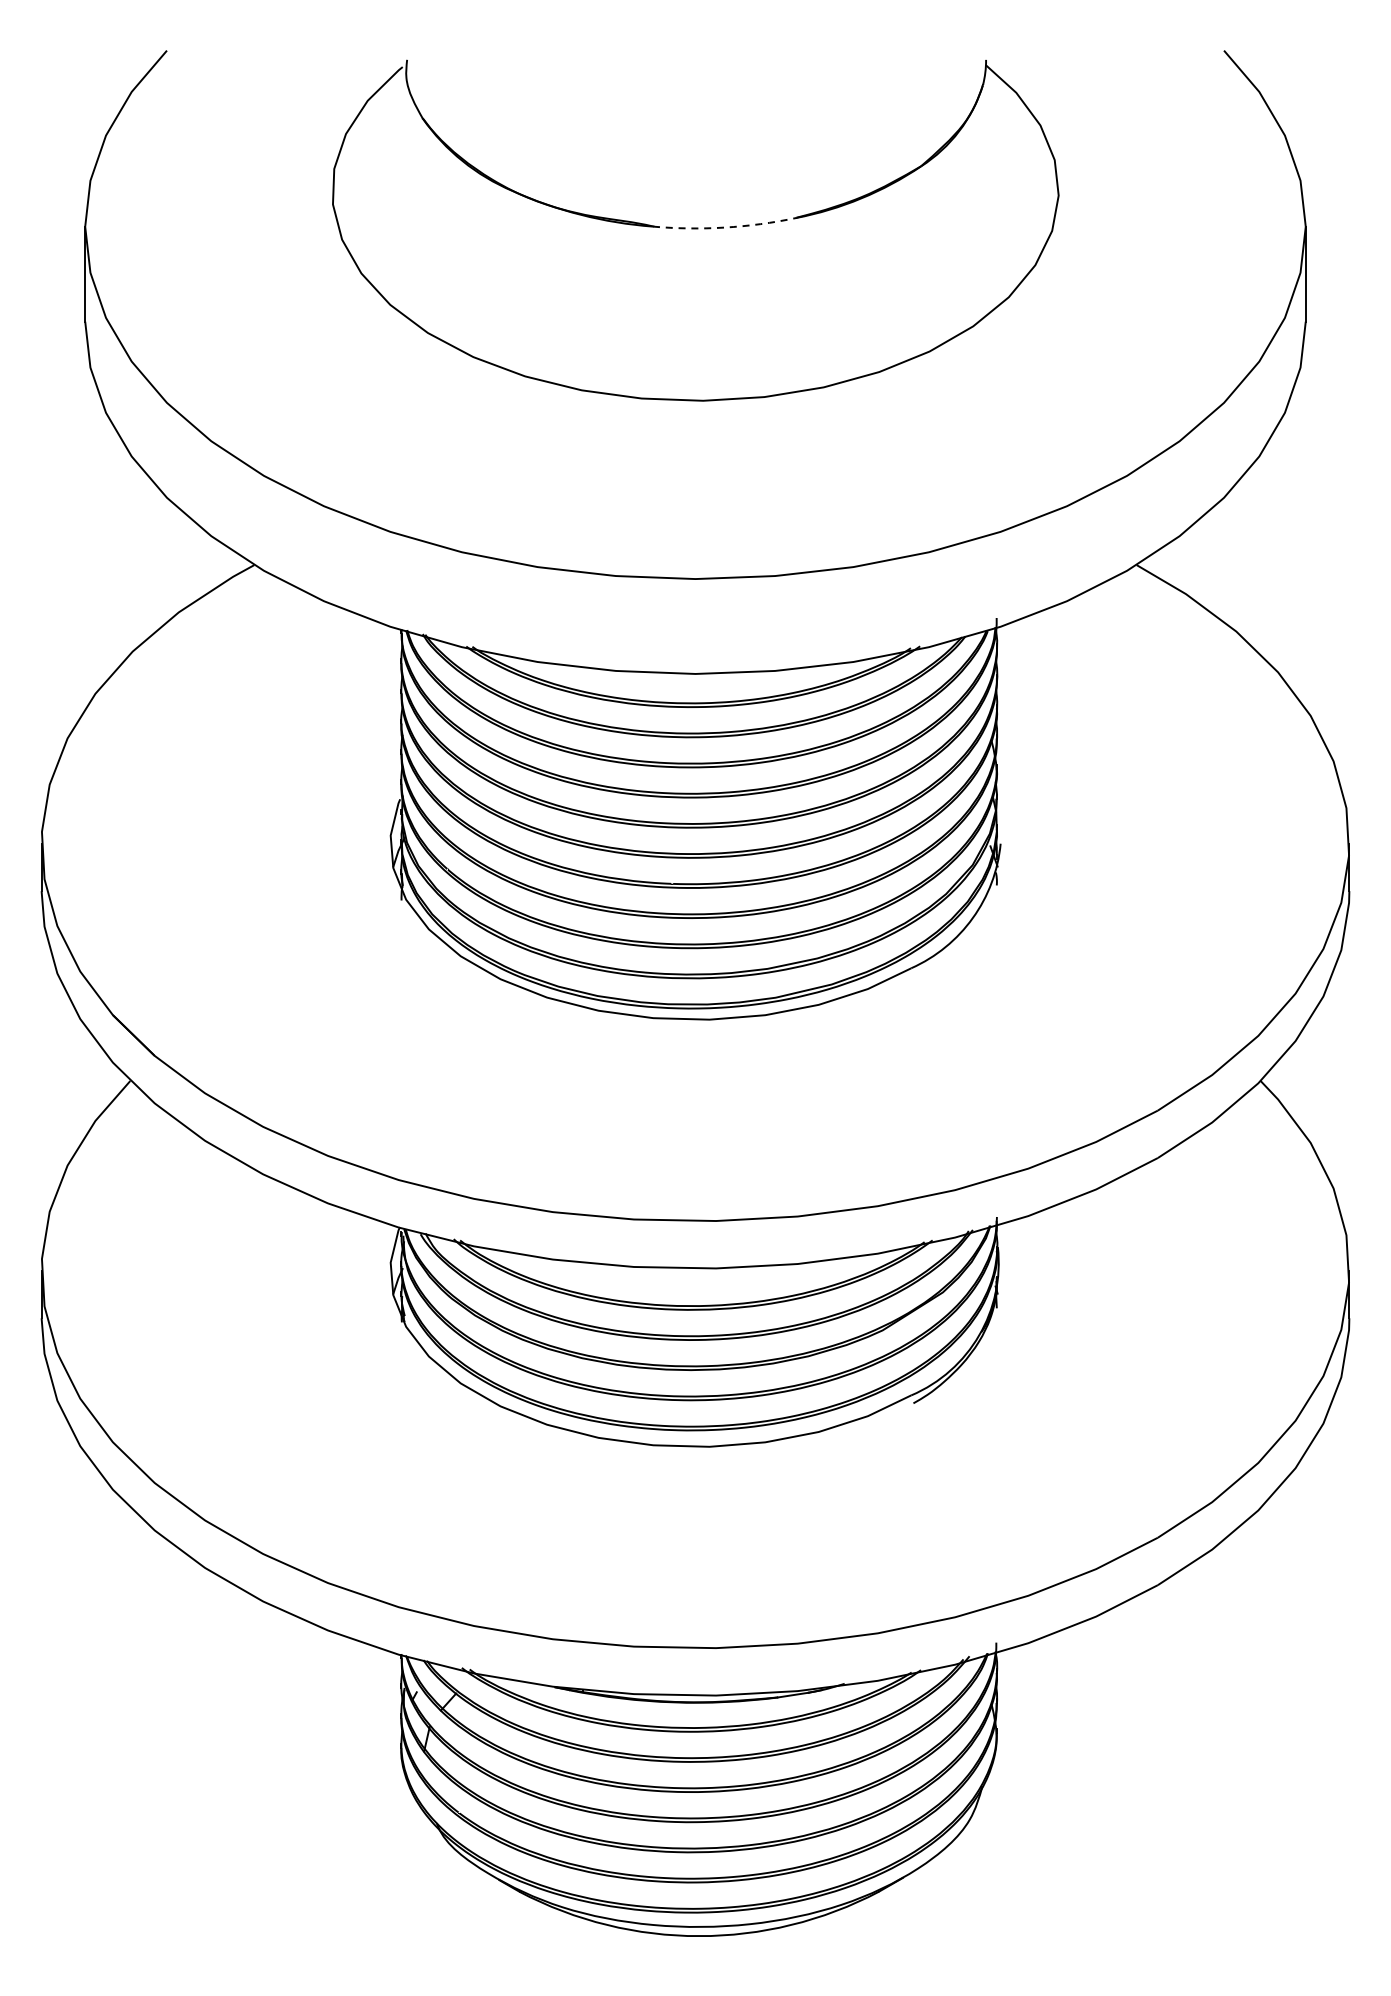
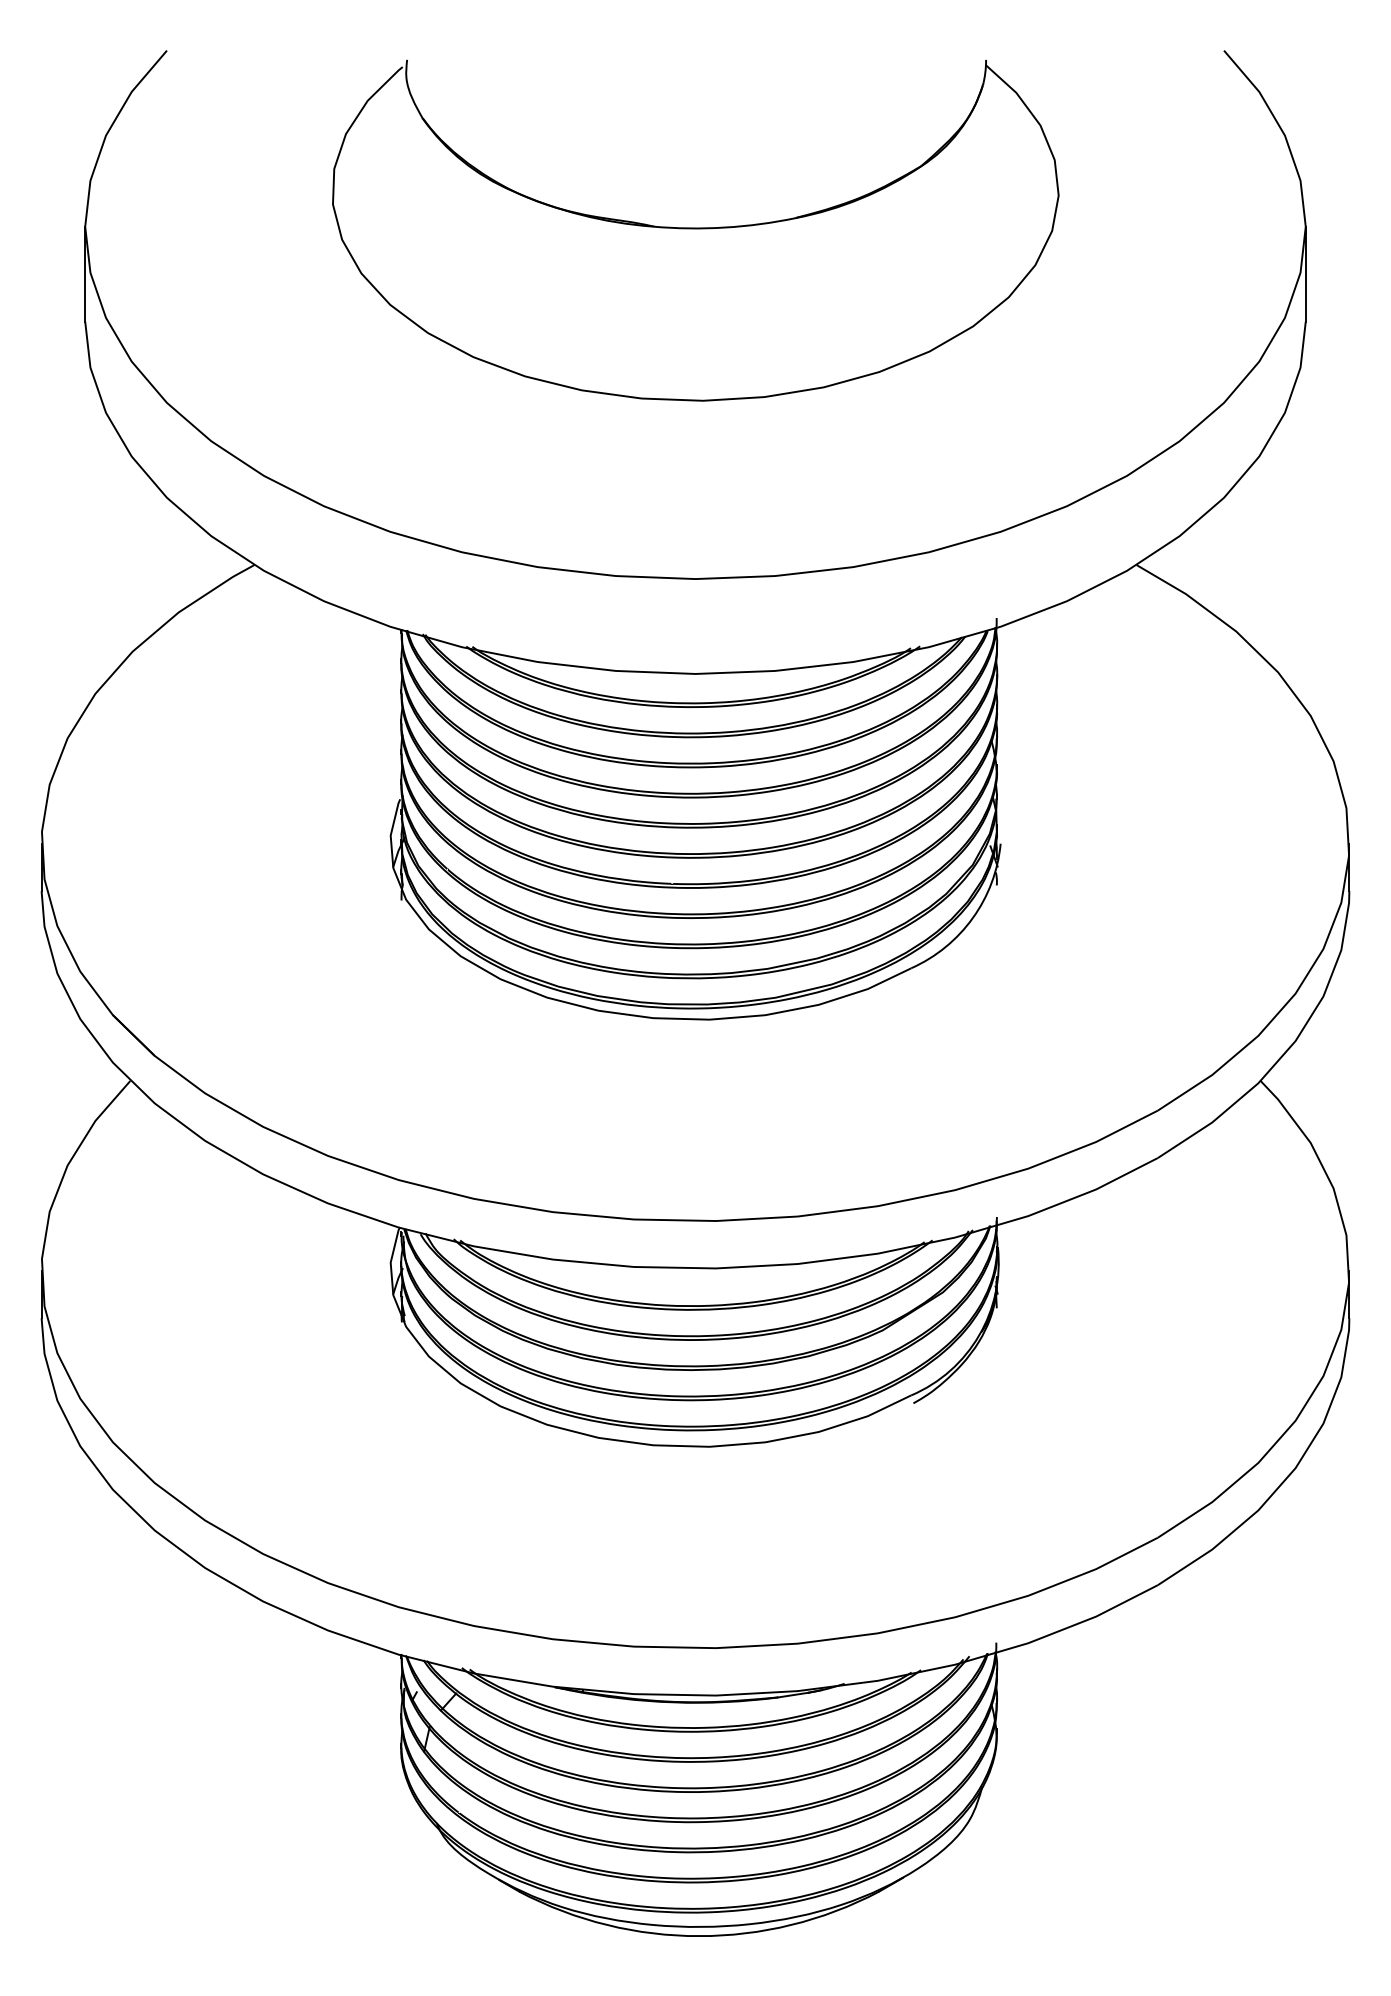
arc: dashed -> solid (724, 227)
